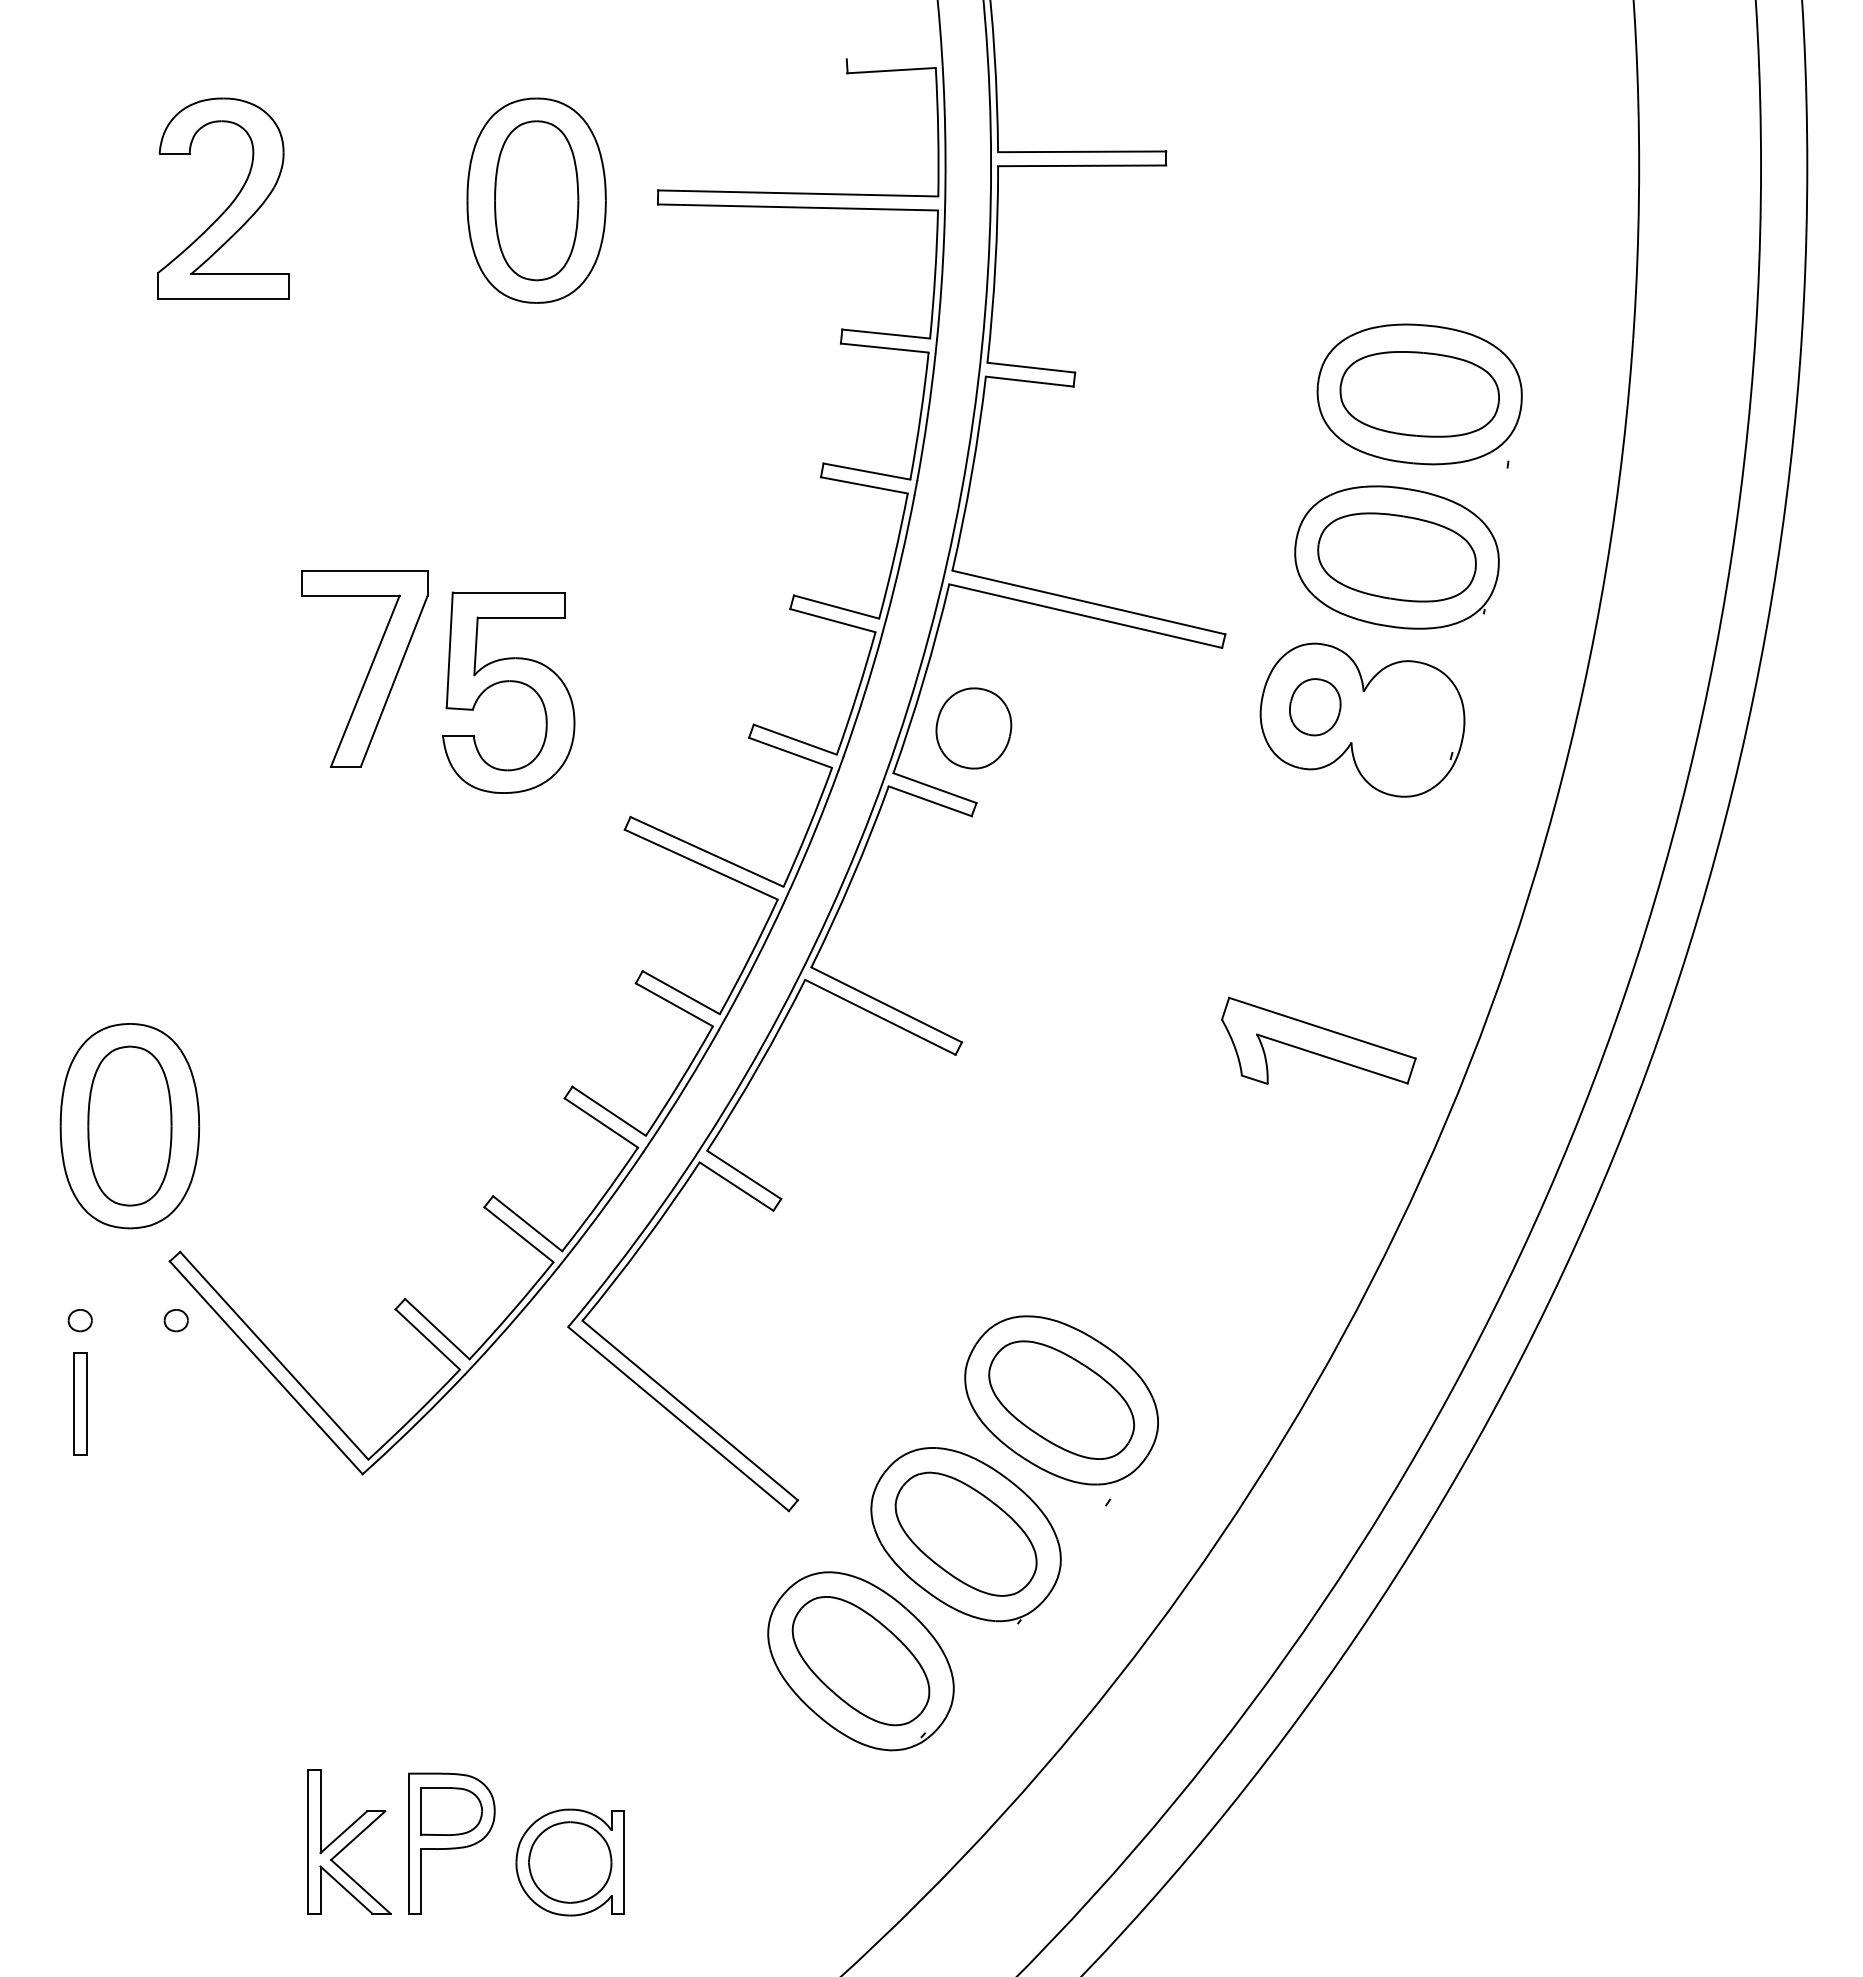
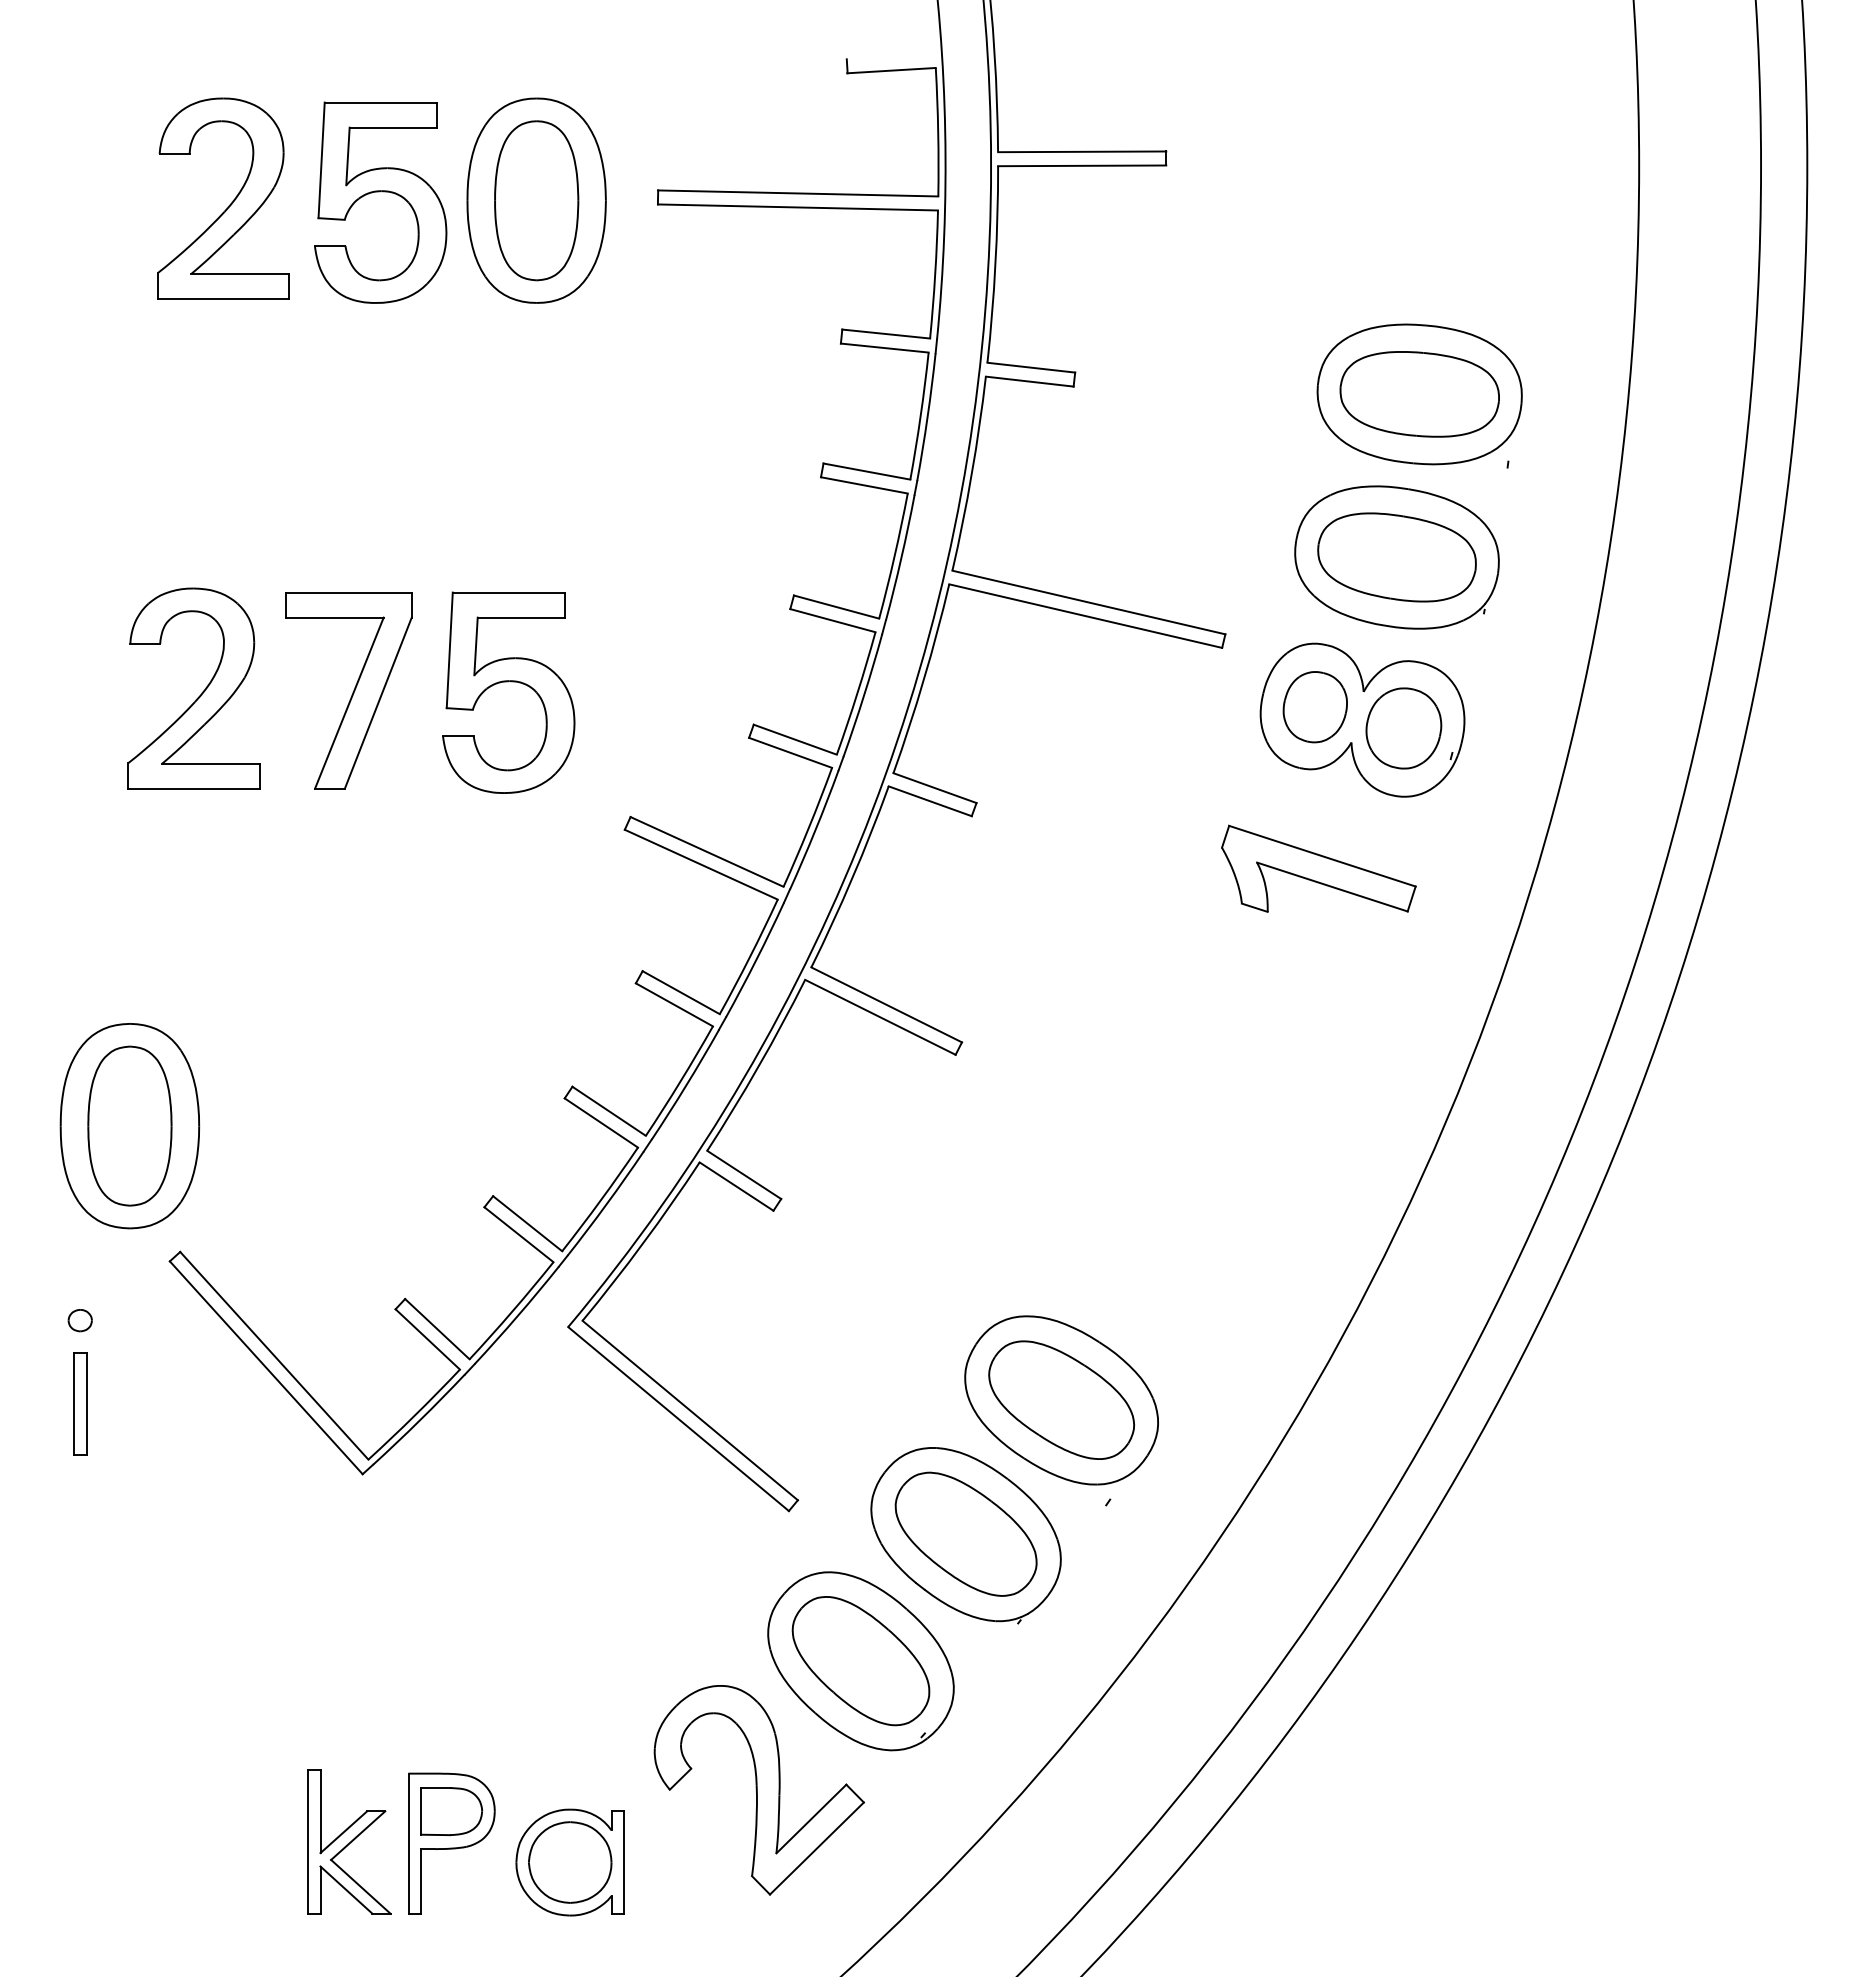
part: none -> present (380, 192)
part position: (364, 668) -> (348, 690) (348, 690)
part: none -> present (201, 692)
part size: 53x59 px -> 66x73 px (1314, 707)
part position: (973, 728) -> (1403, 728) (1403, 728)
part position: (1318, 1040) -> (1318, 868) (1318, 868)
part: present -> none (175, 1320)
part: none -> present (759, 1790)
